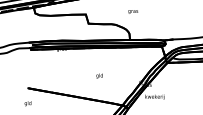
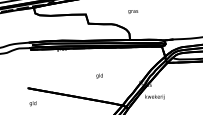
text position: (27, 103) -> (32, 103) (32, 103)
